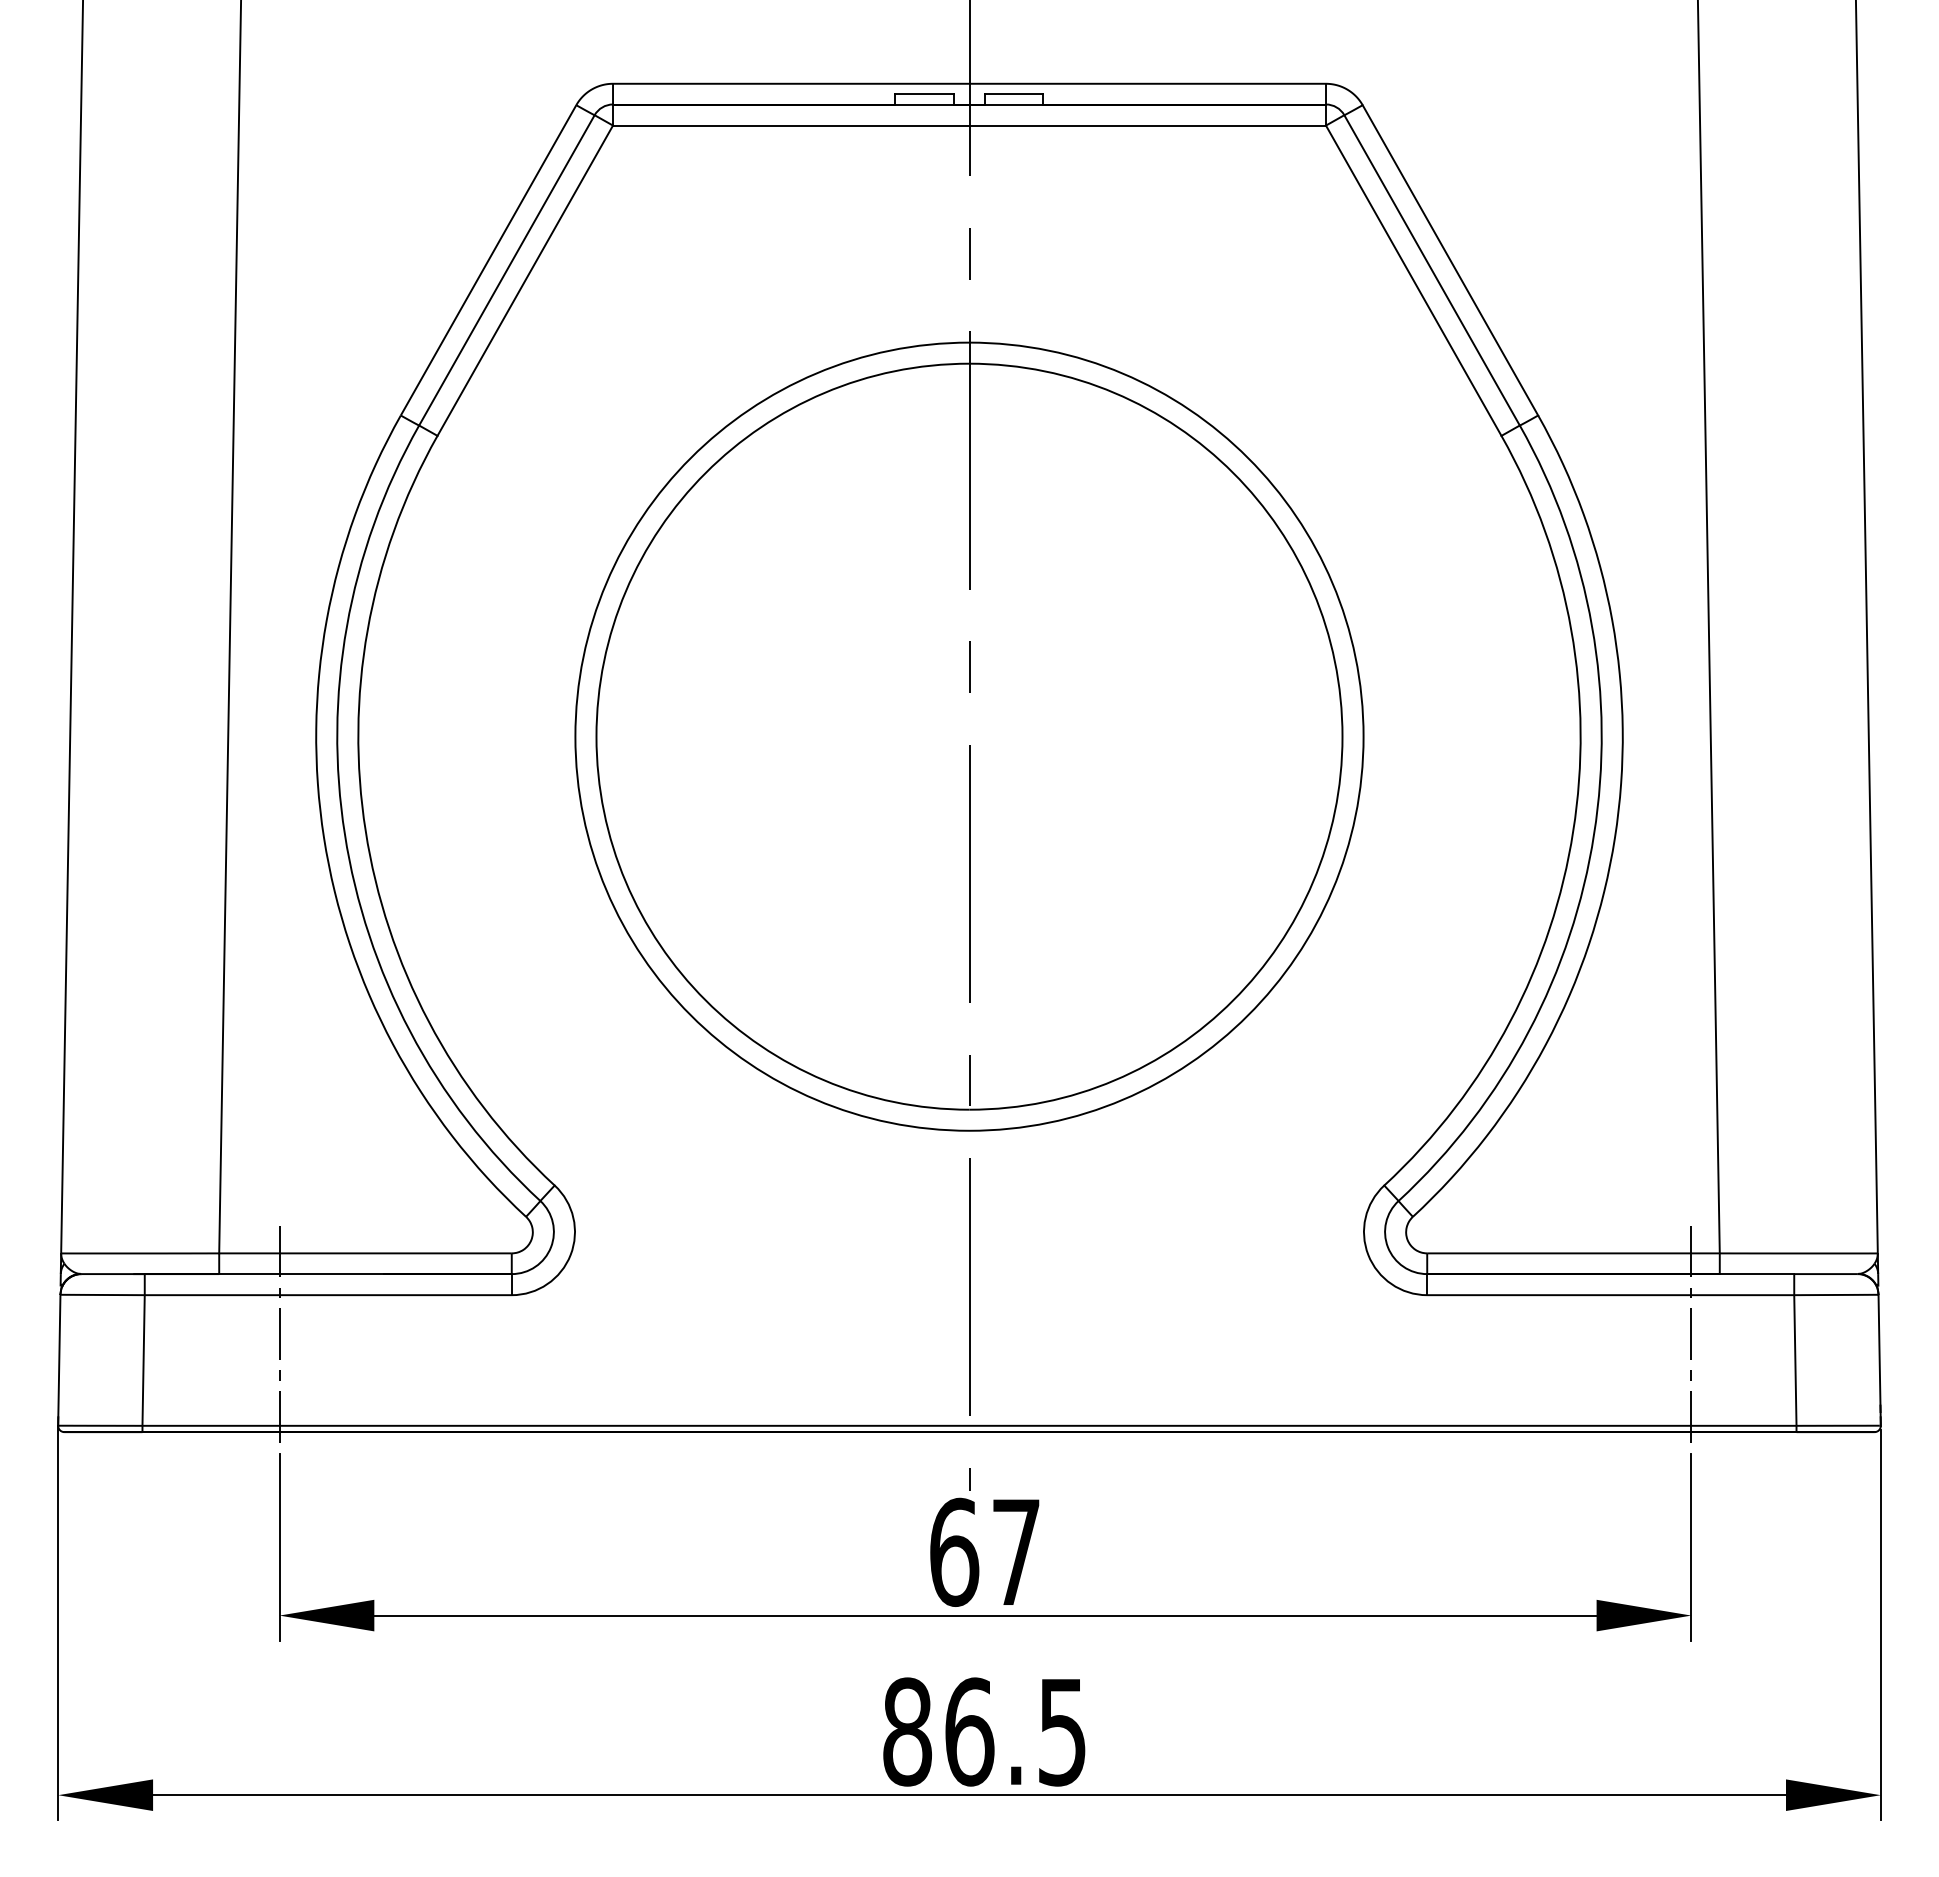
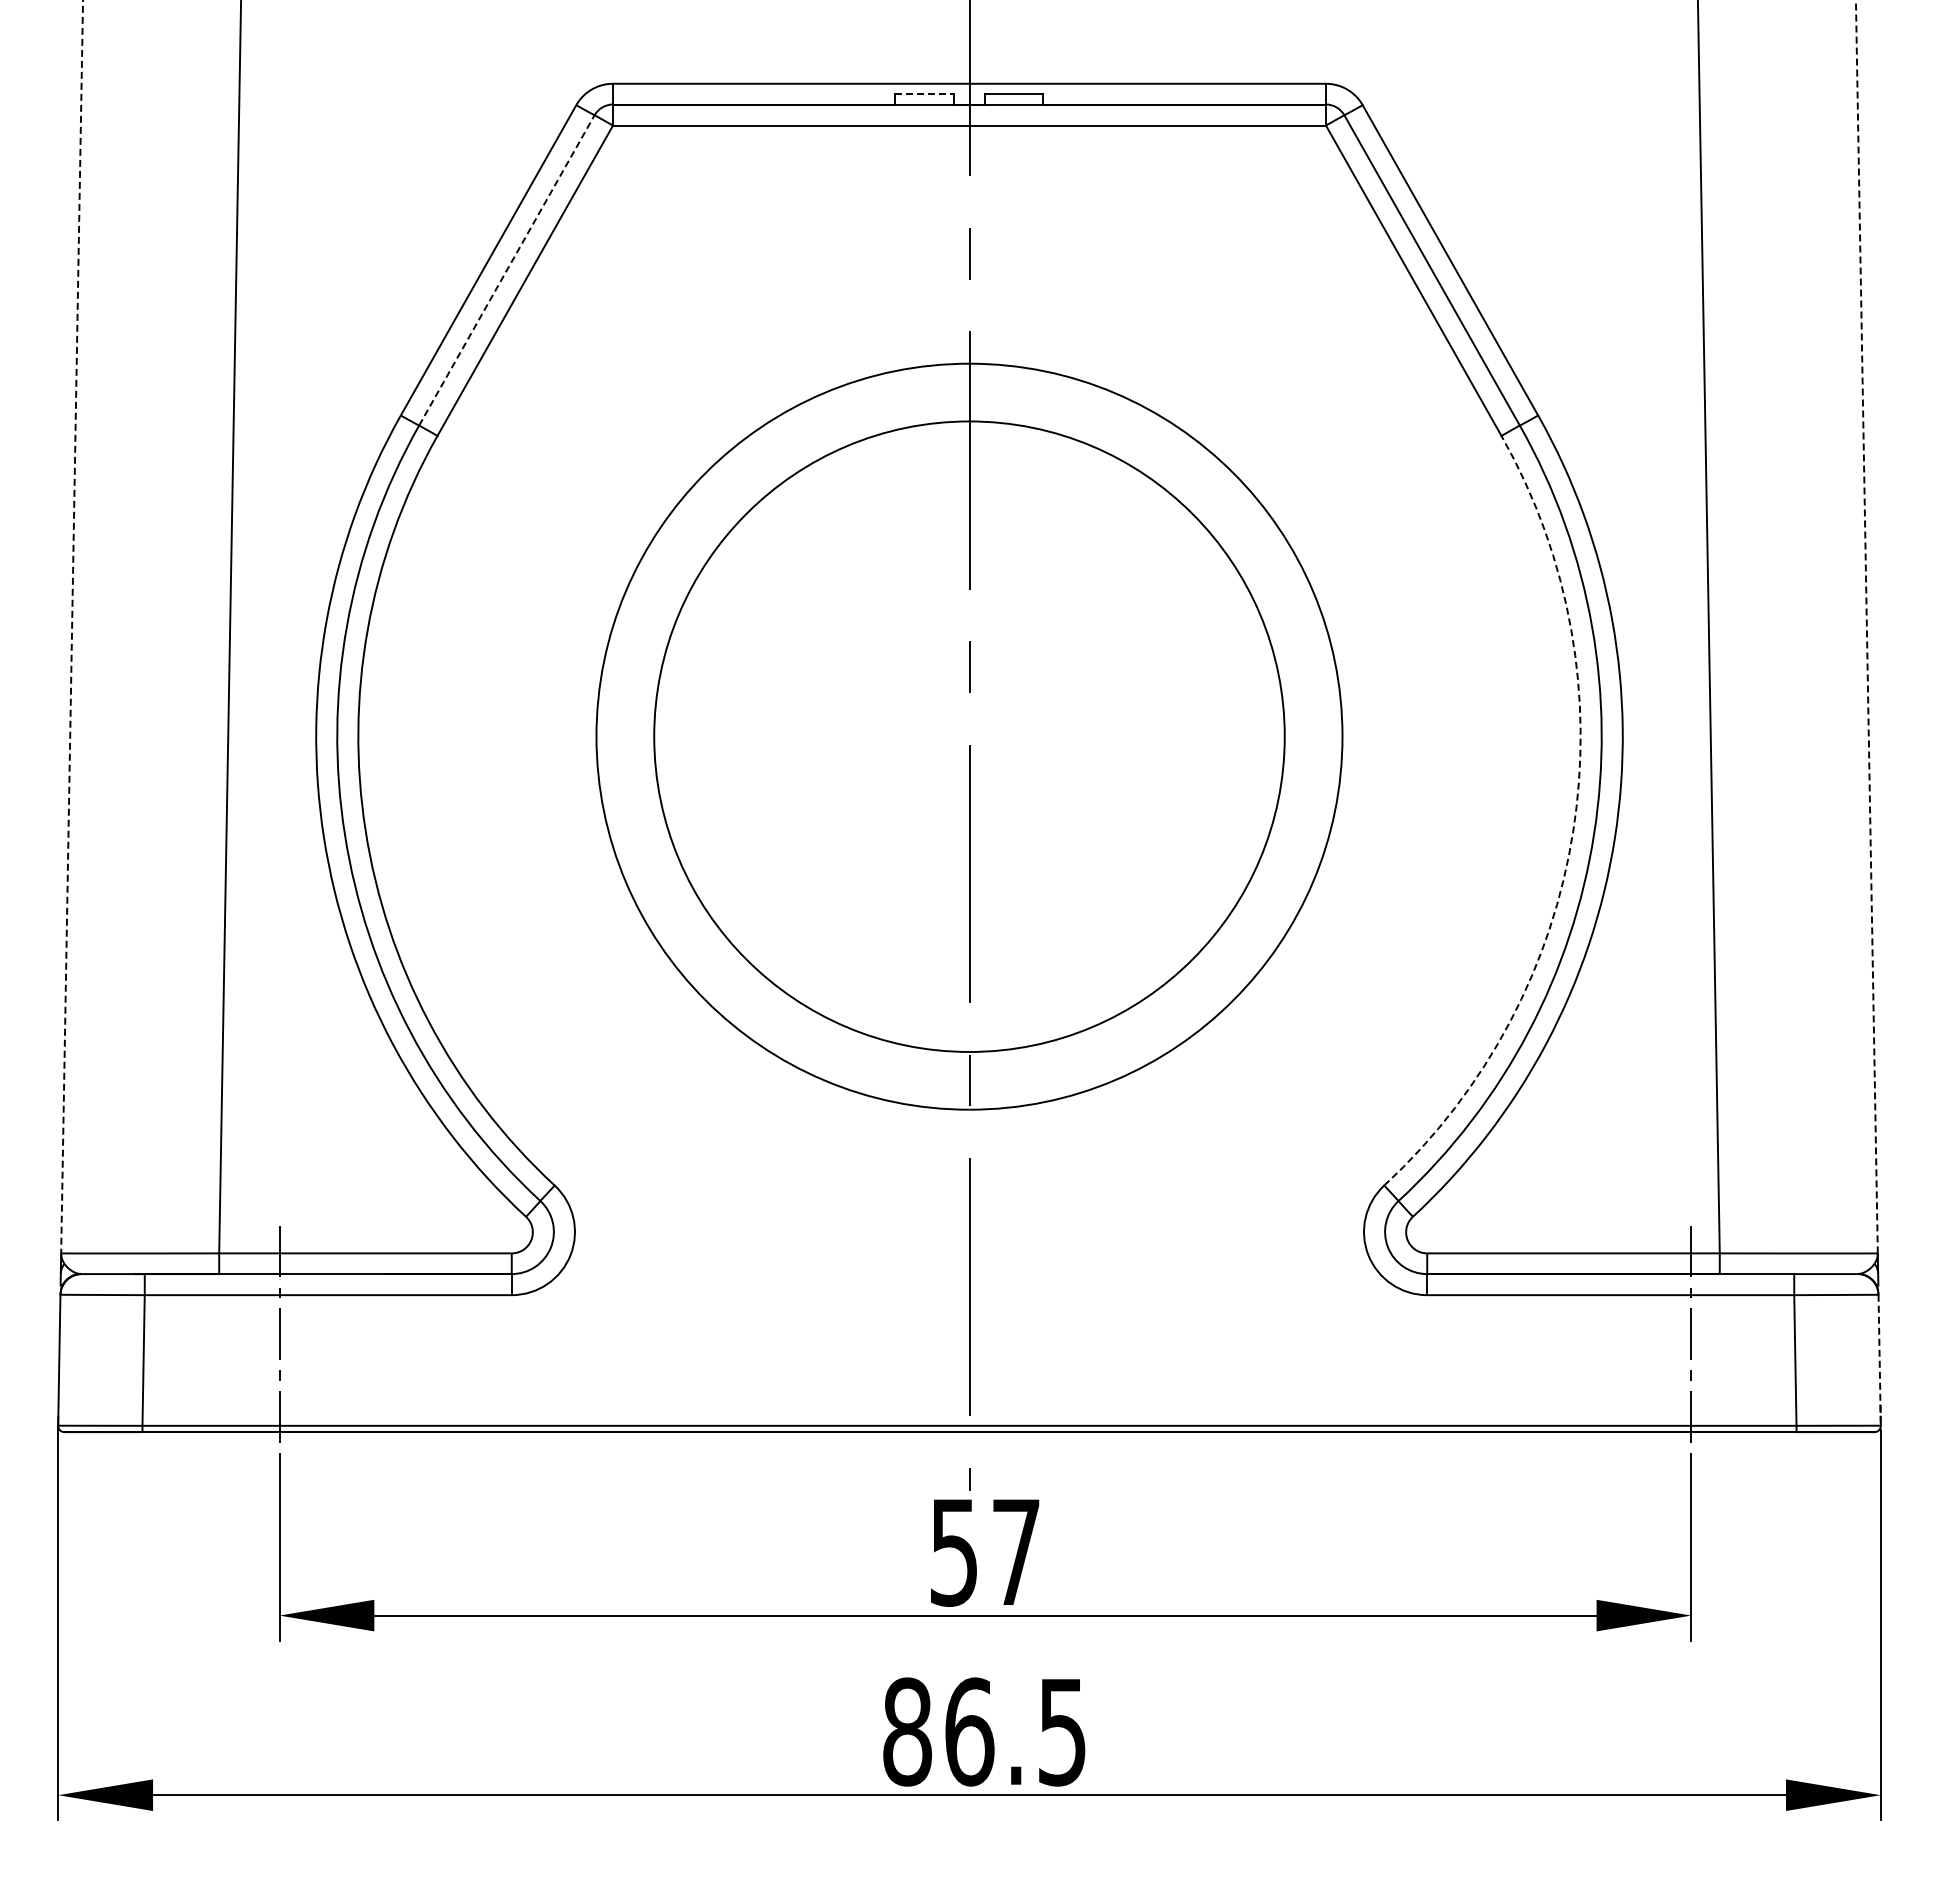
line: solid -> dashed (925, 93)
line: solid -> dashed (507, 269)
line: solid -> dashed (1866, 626)
line: solid -> dashed (72, 627)
circle diameter: 788 px -> 631 px (969, 736)
arc: solid -> dashed (1573, 831)
line: solid -> dashed (1879, 1360)
text: 67 -> 57 (954, 1551)
